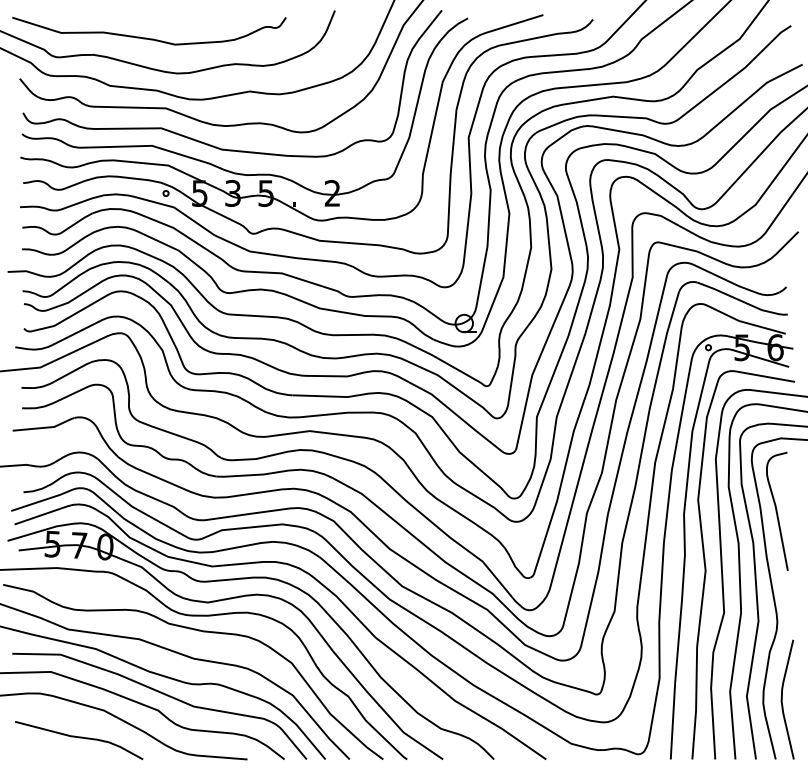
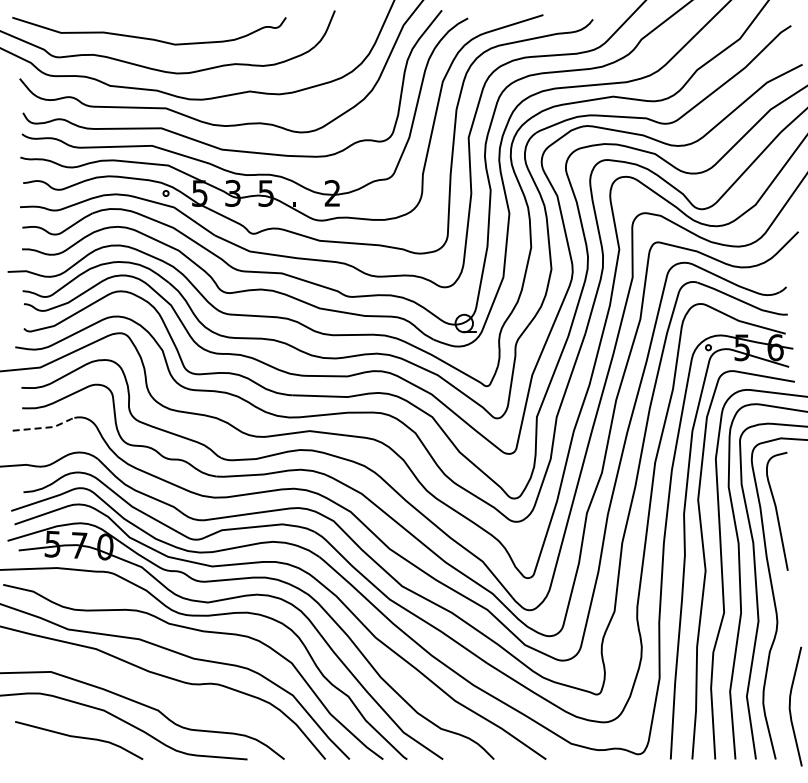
line: solid -> dashed (46, 427)
curve: present -> none (164, 695)
curve position: (782, 699) -> (790, 706) (790, 706)
